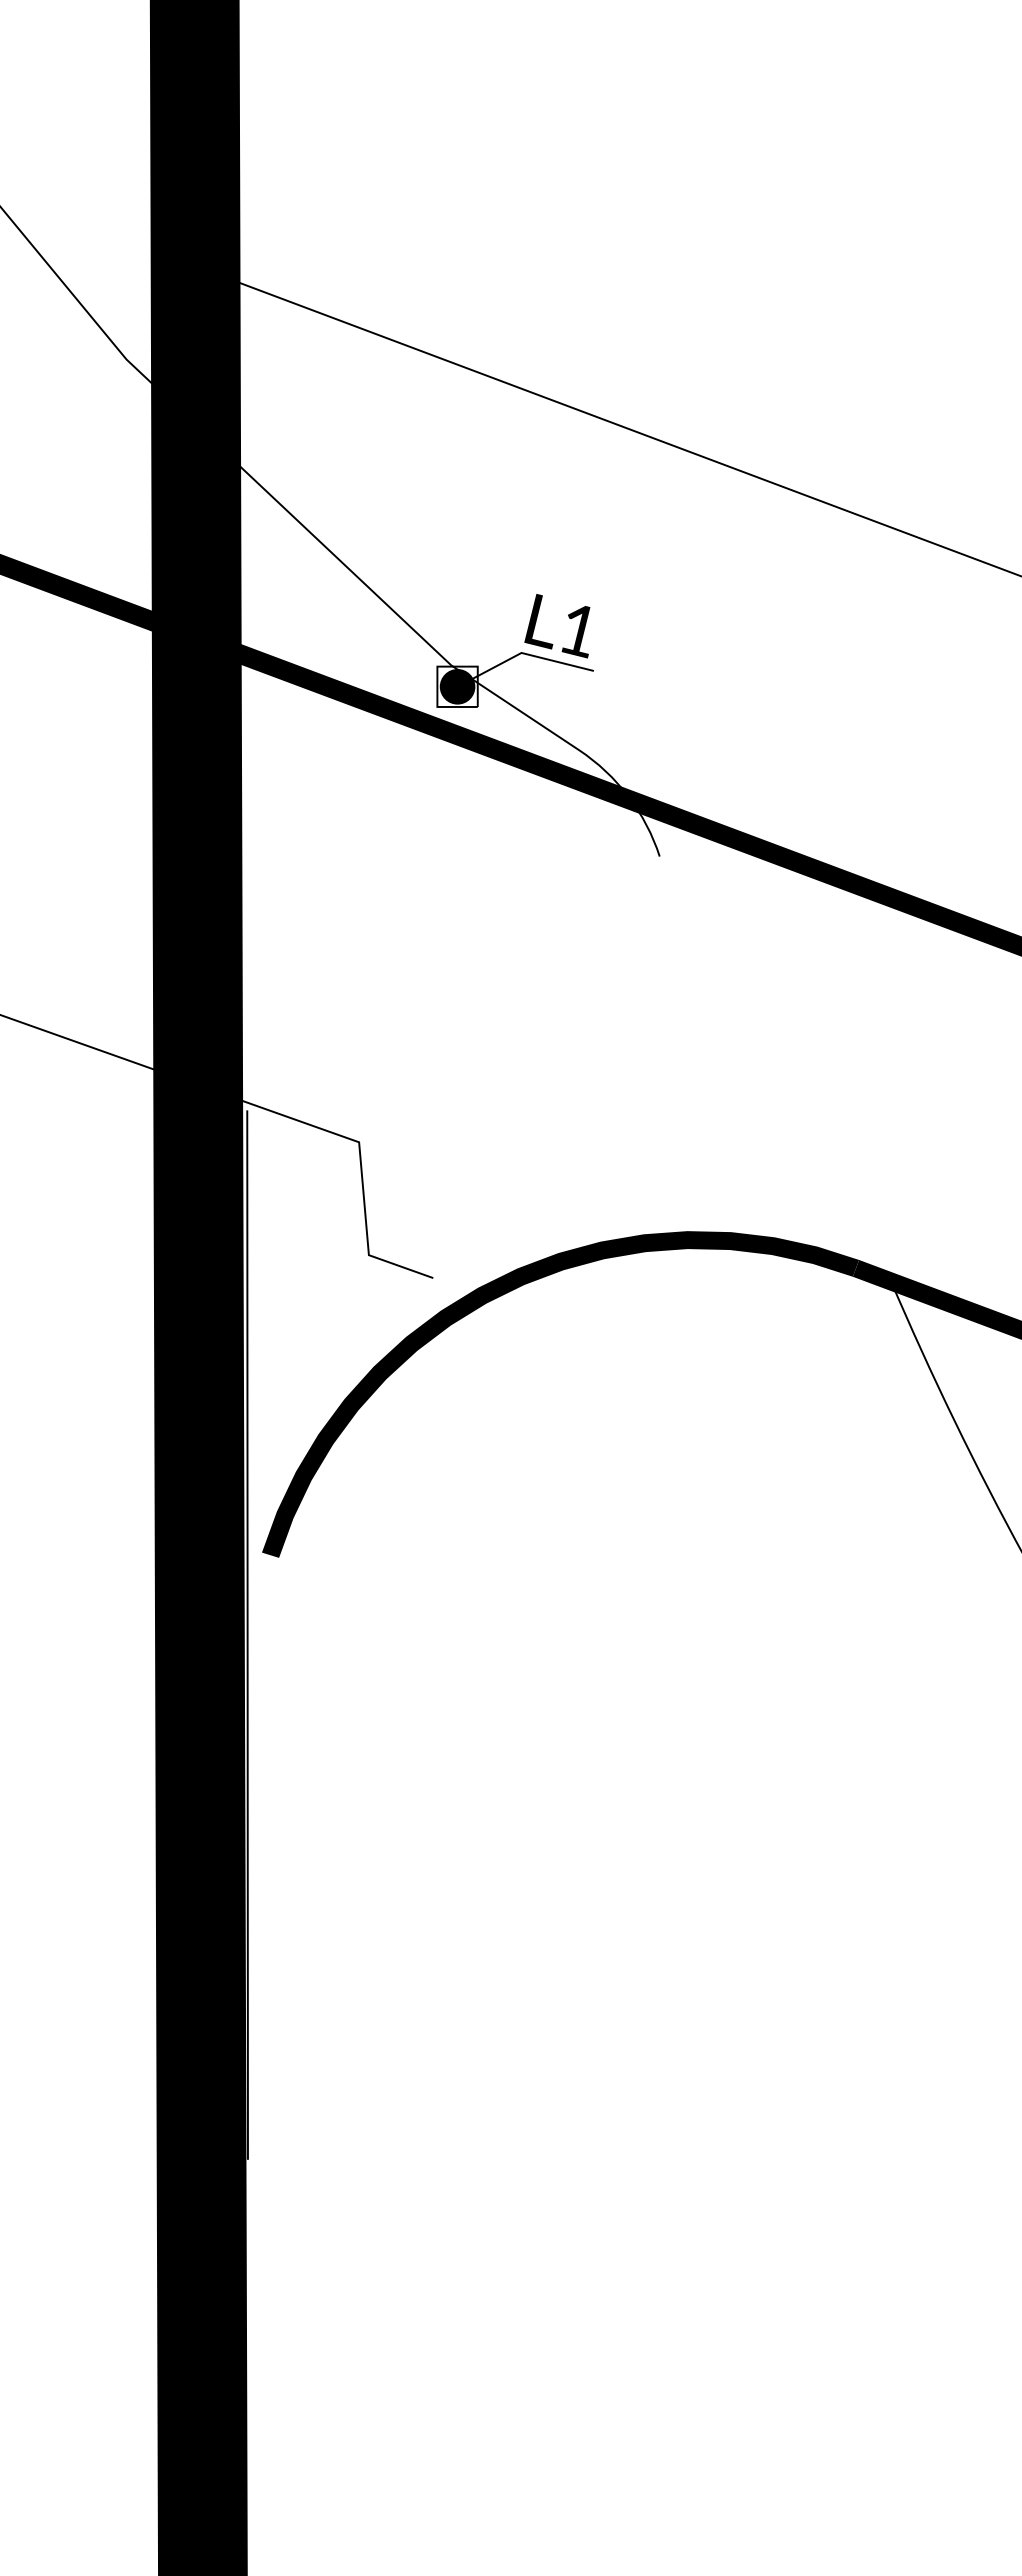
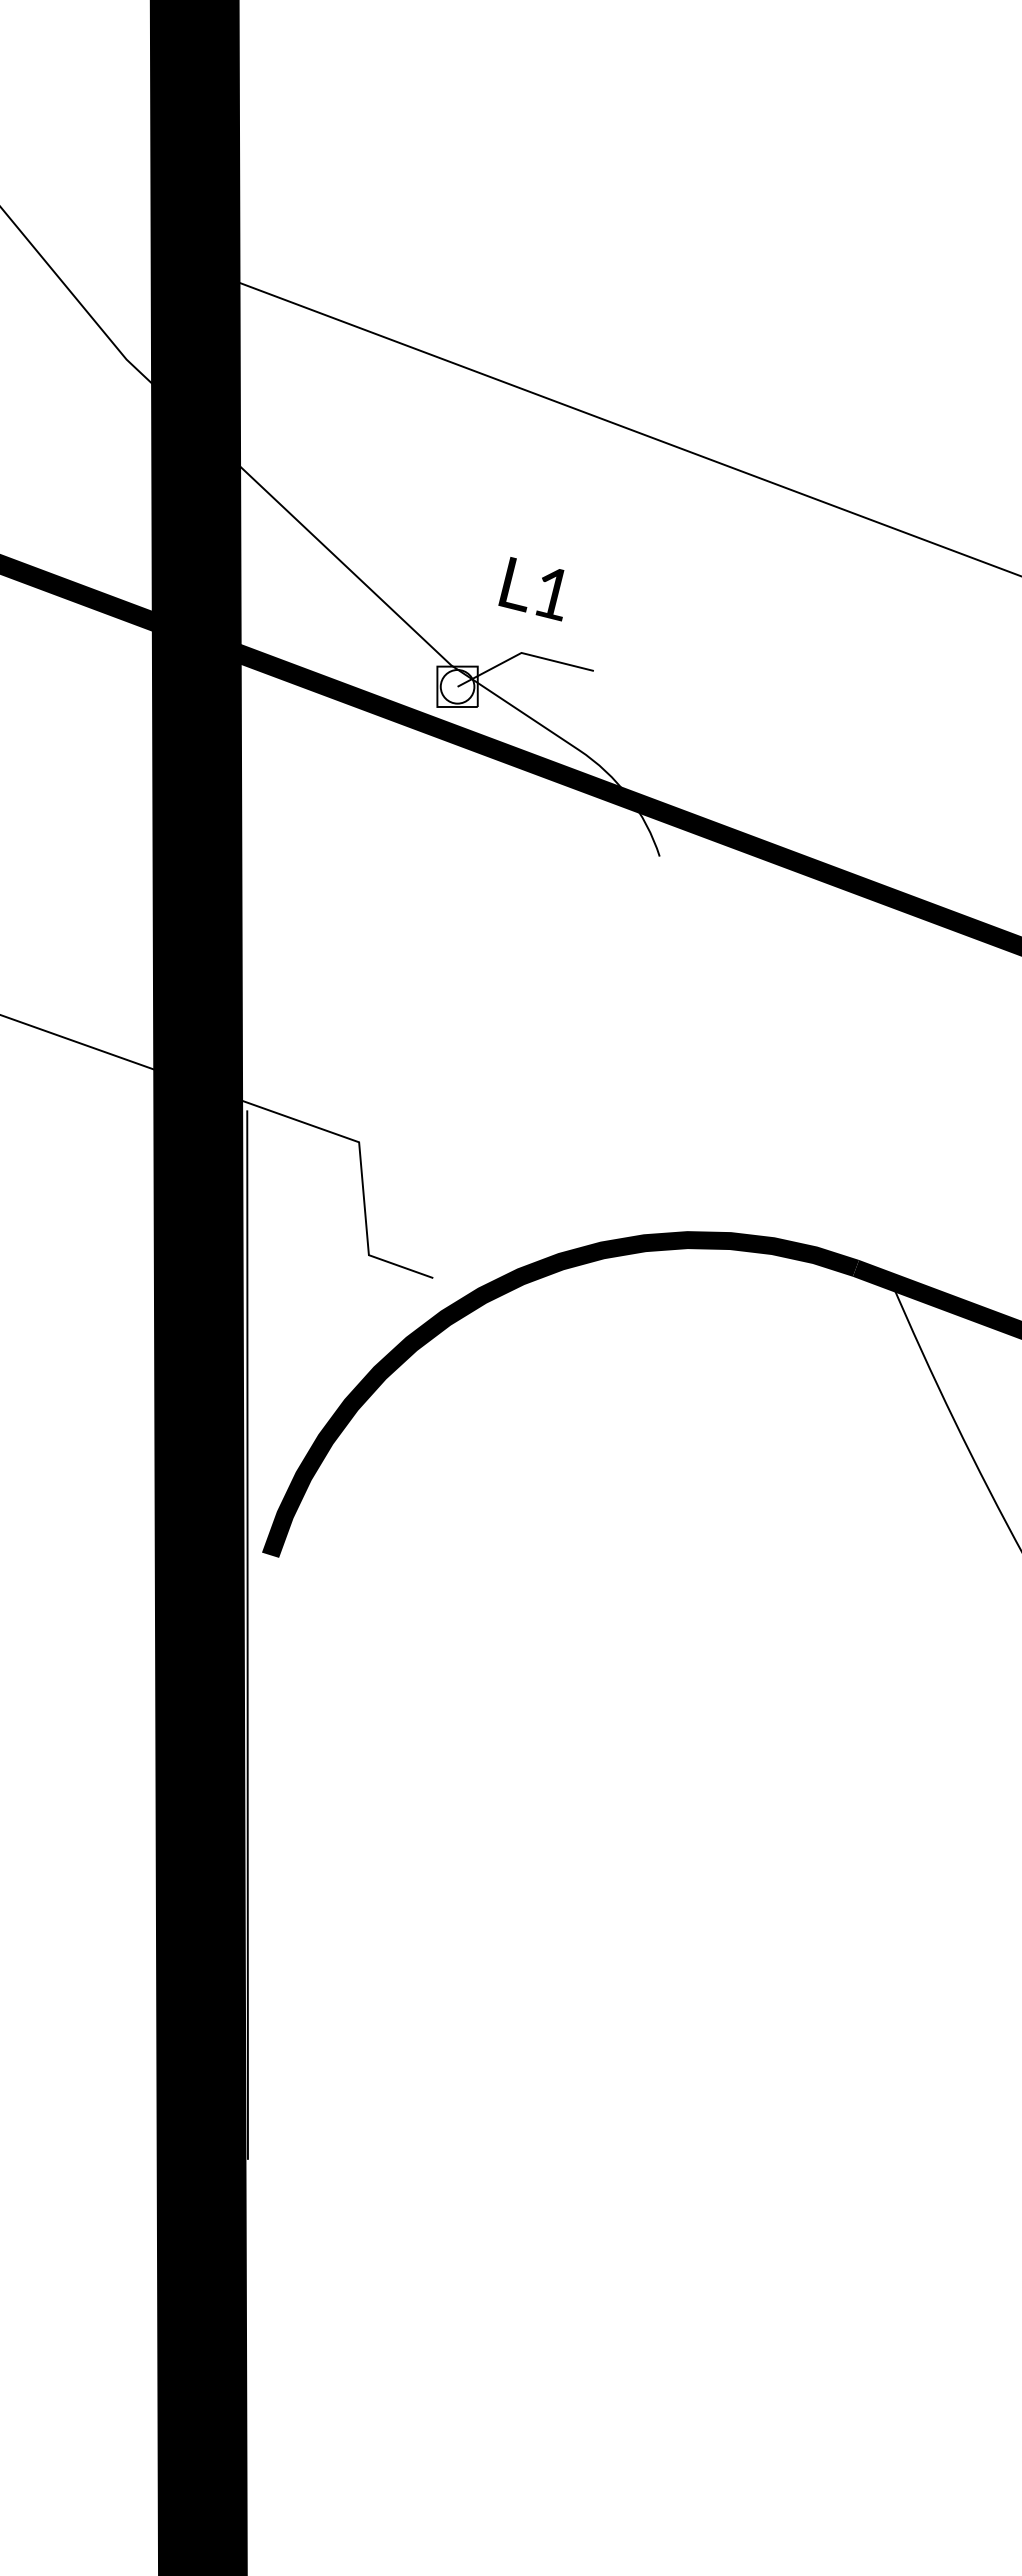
text position: (557, 626) -> (531, 589) (531, 589)
fill: present -> none (457, 686)
